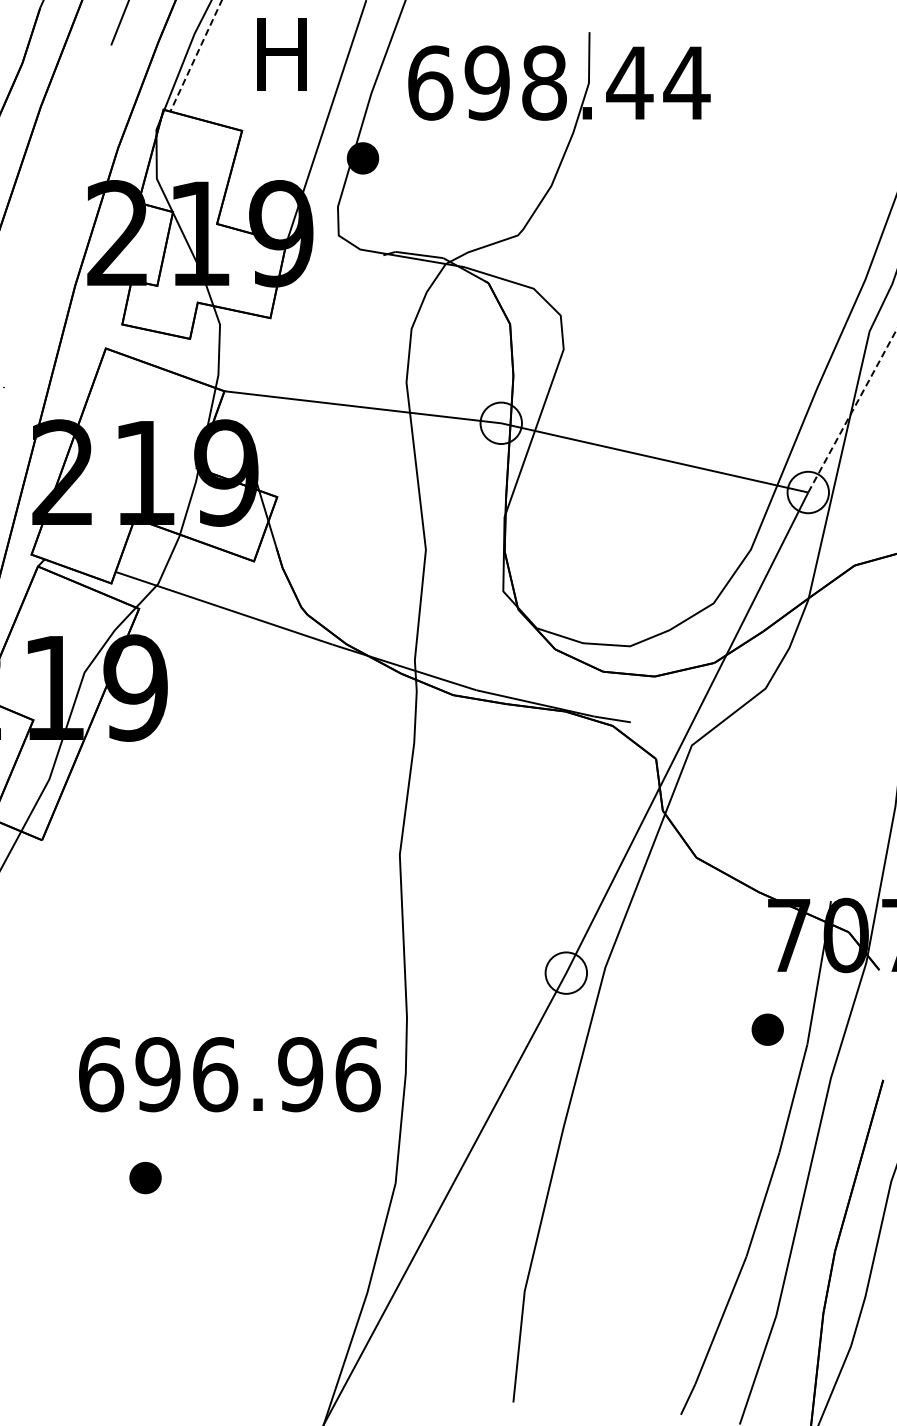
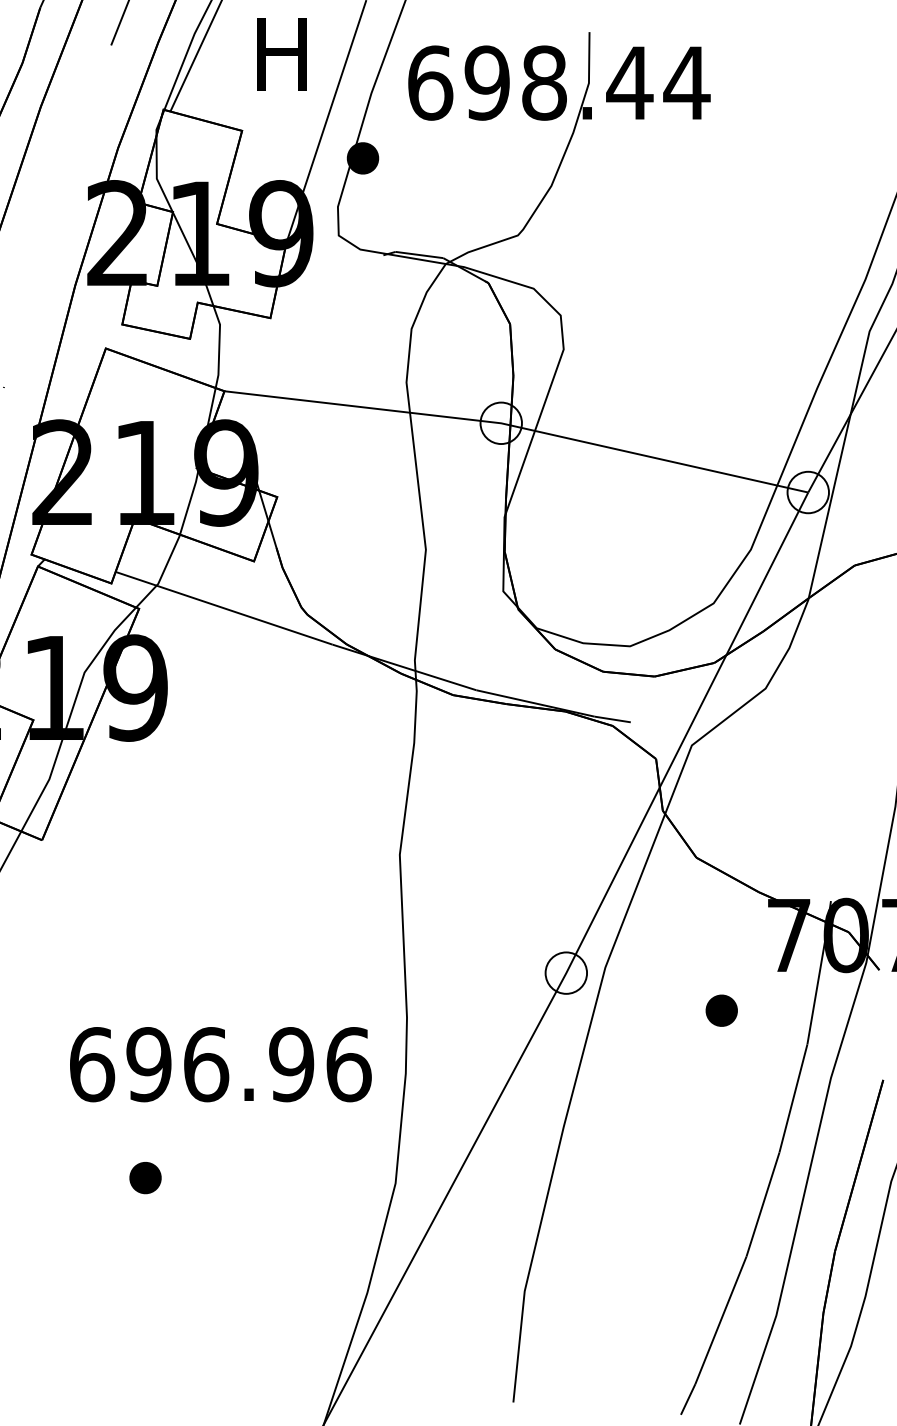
line: dashed -> solid (195, 56)
line: dashed -> solid (852, 410)
part position: (767, 1029) -> (721, 1010) (721, 1010)
text position: (229, 1074) -> (220, 1064) (220, 1064)
